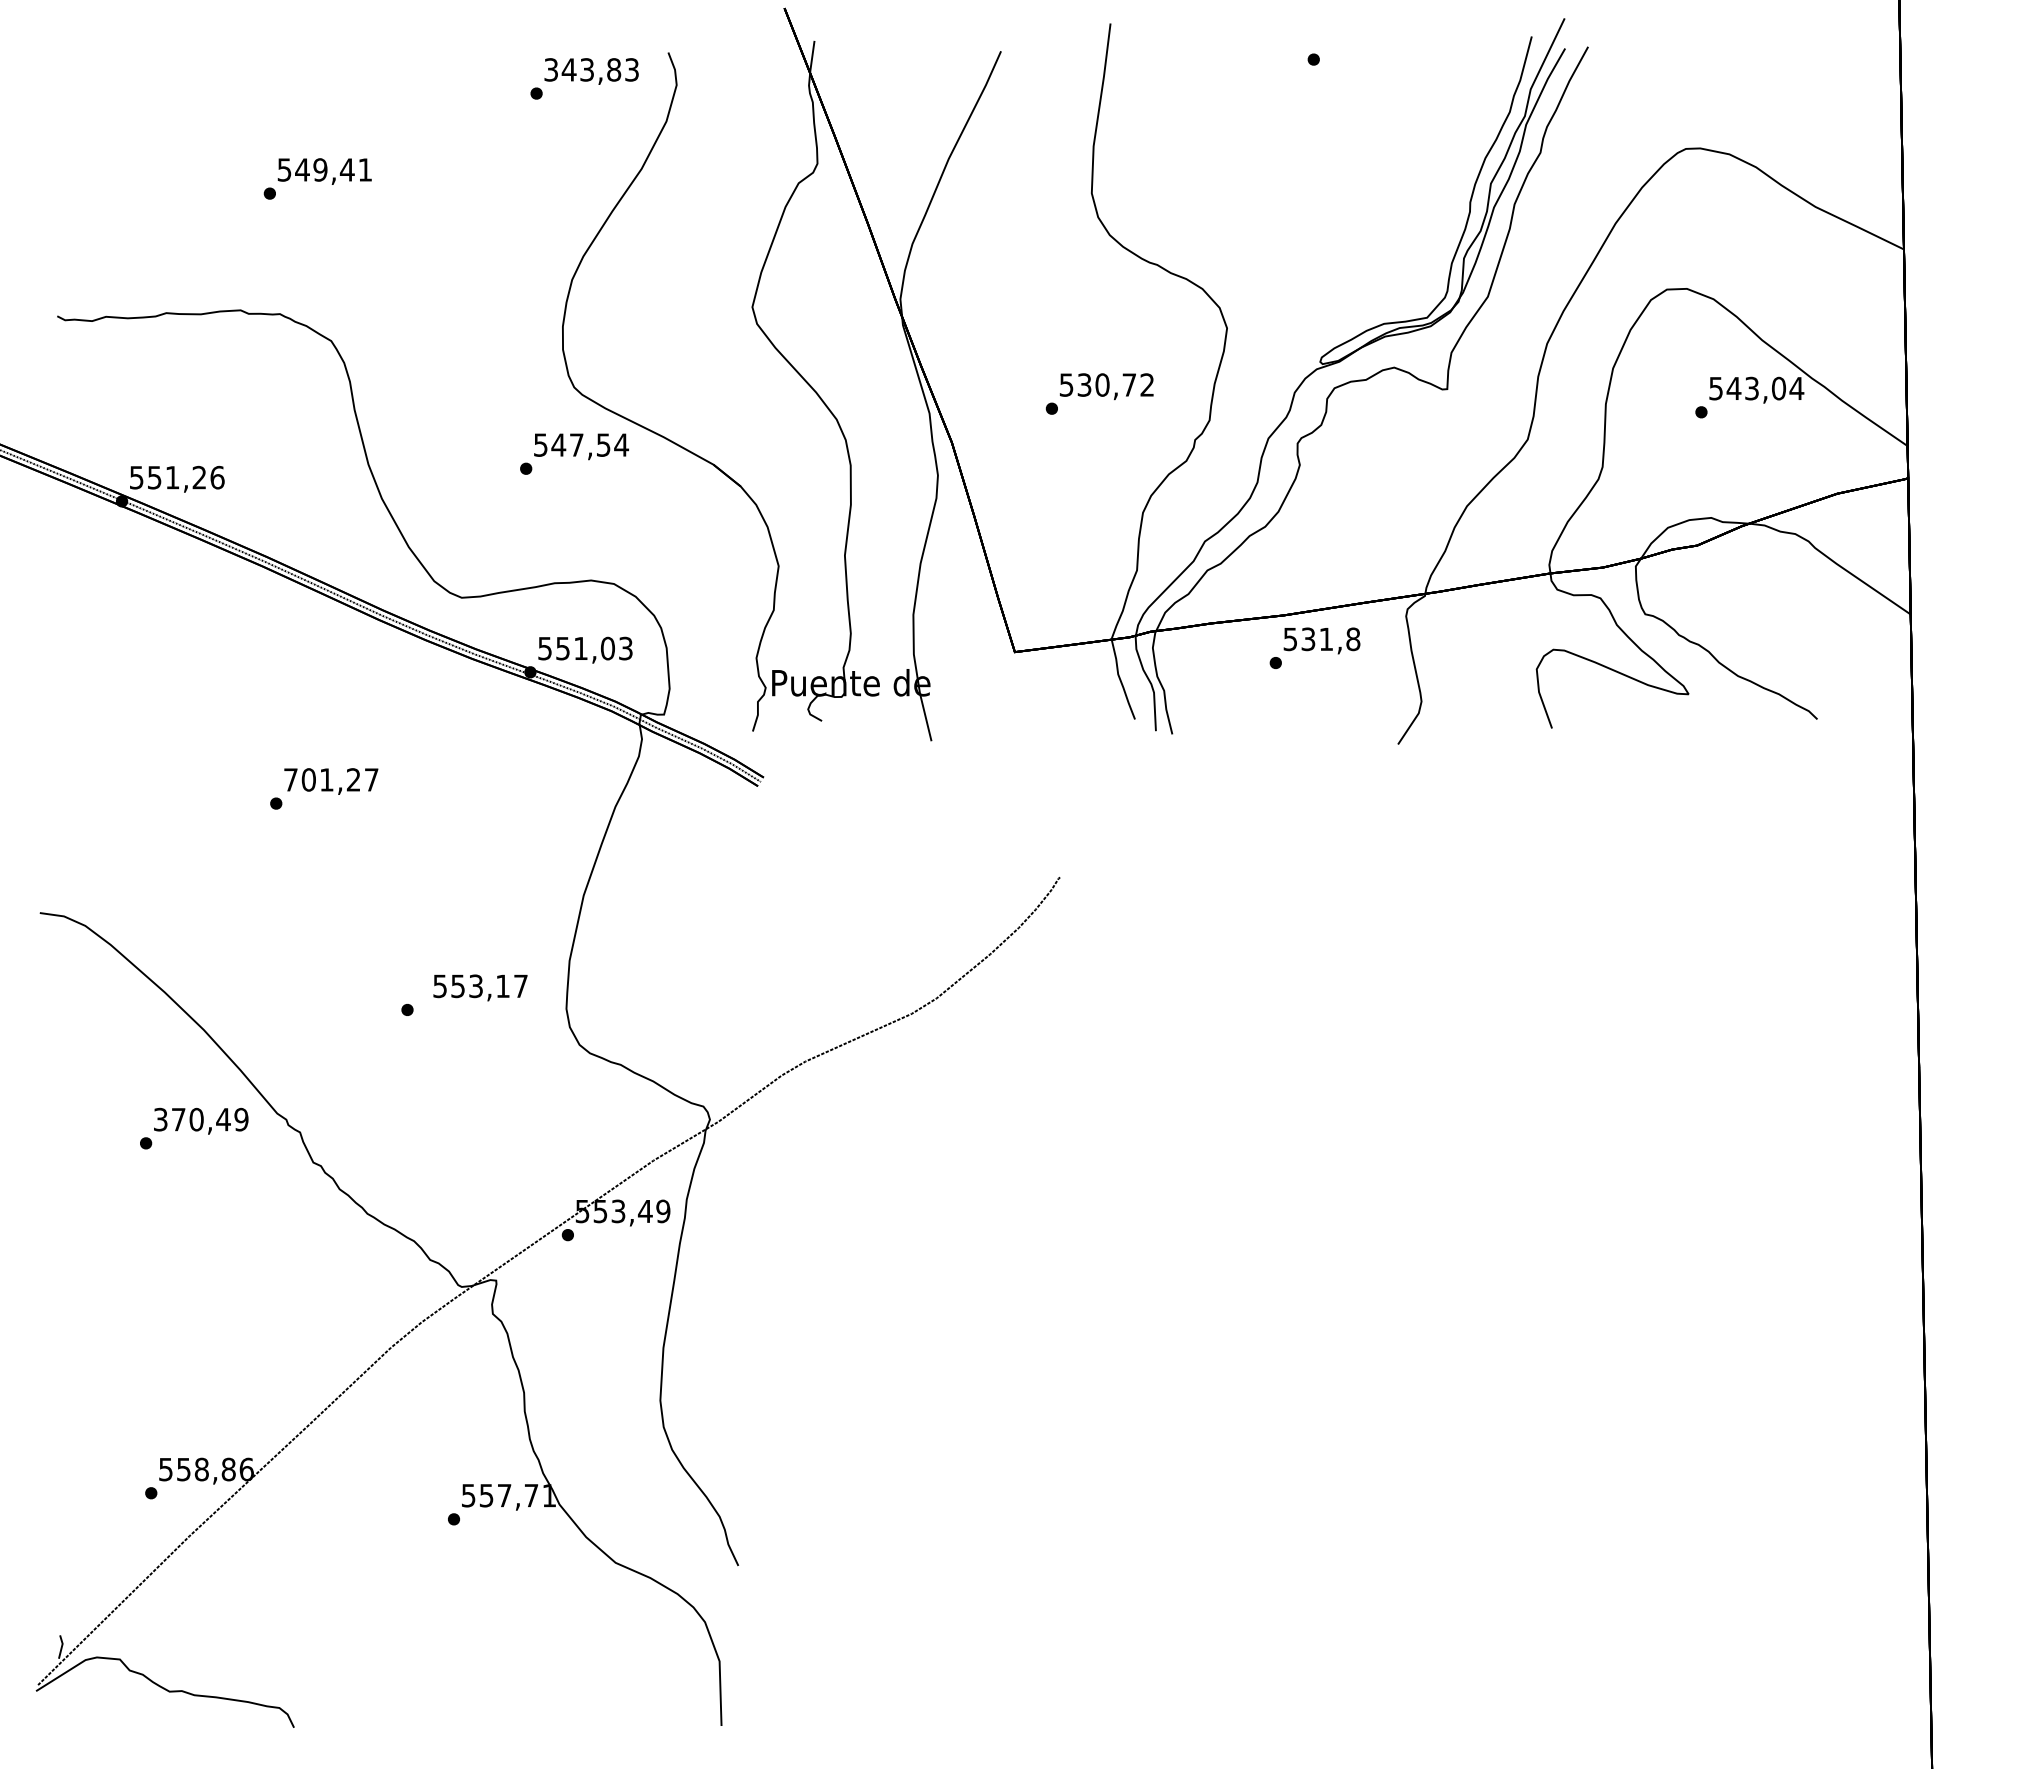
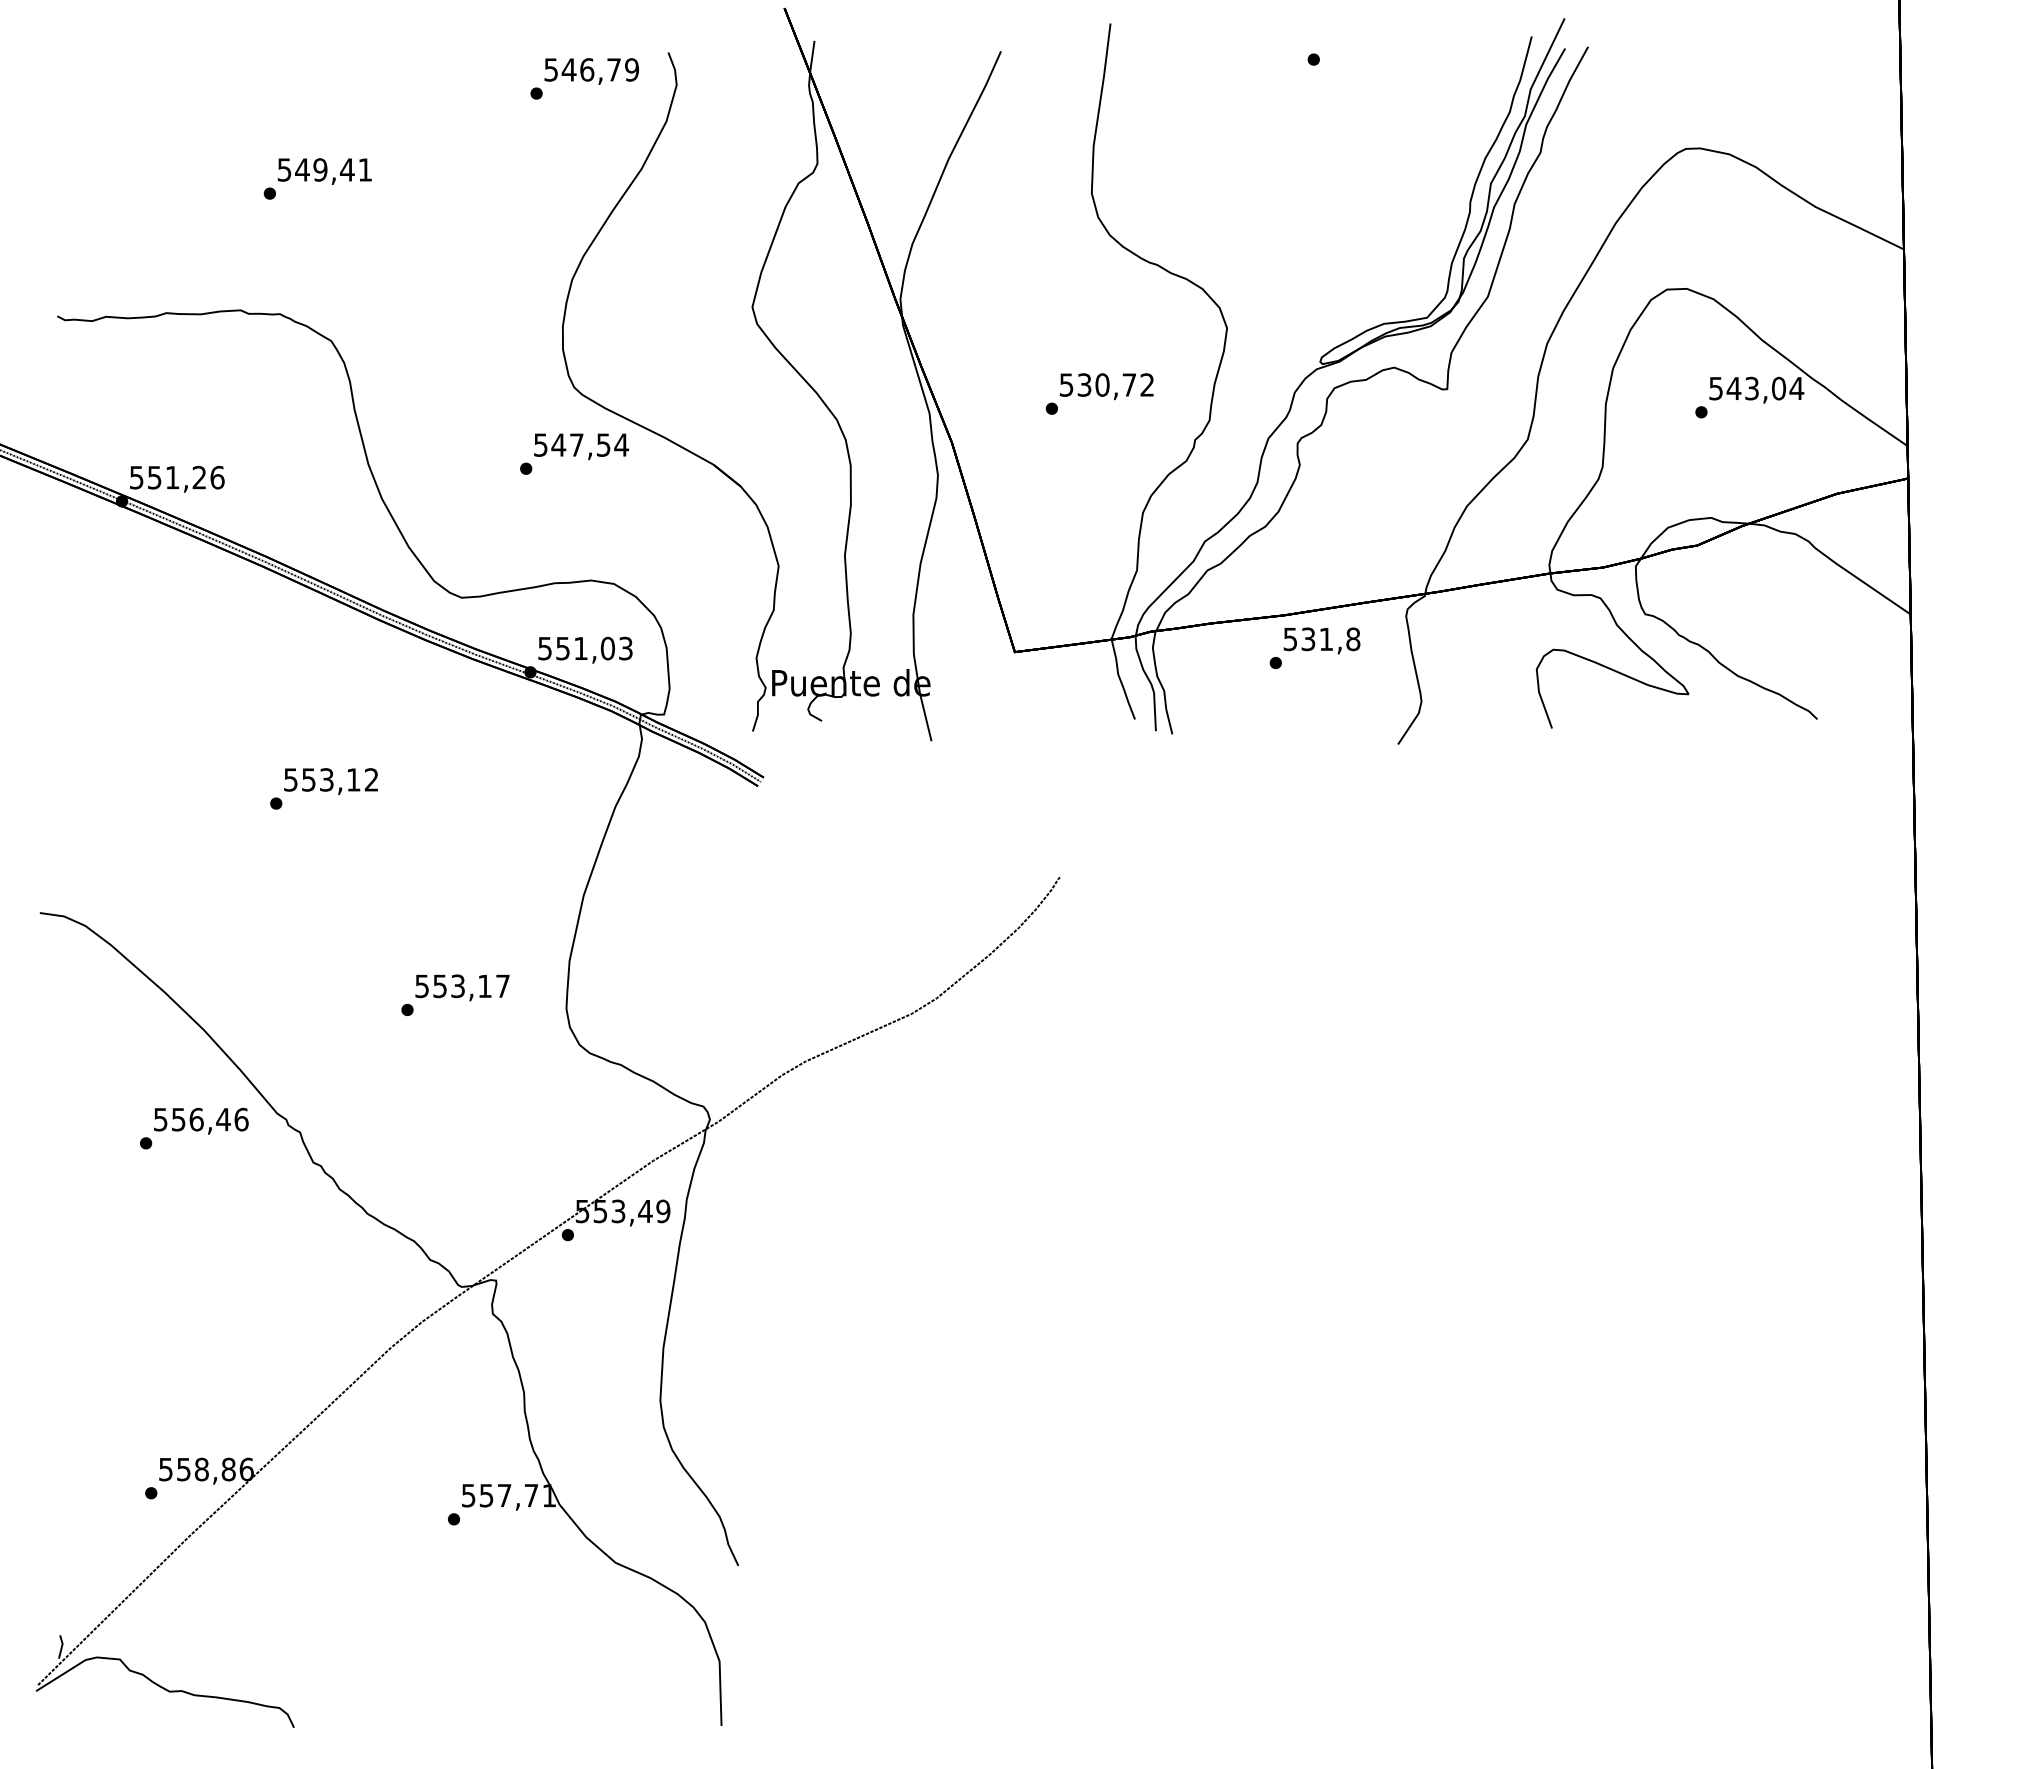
text: 343,83 -> 546,79 (592, 69)
text: 701,27 -> 553,12 (331, 779)
text position: (480, 987) -> (462, 987) (462, 987)
text: 370,49 -> 556,46 (201, 1119)
